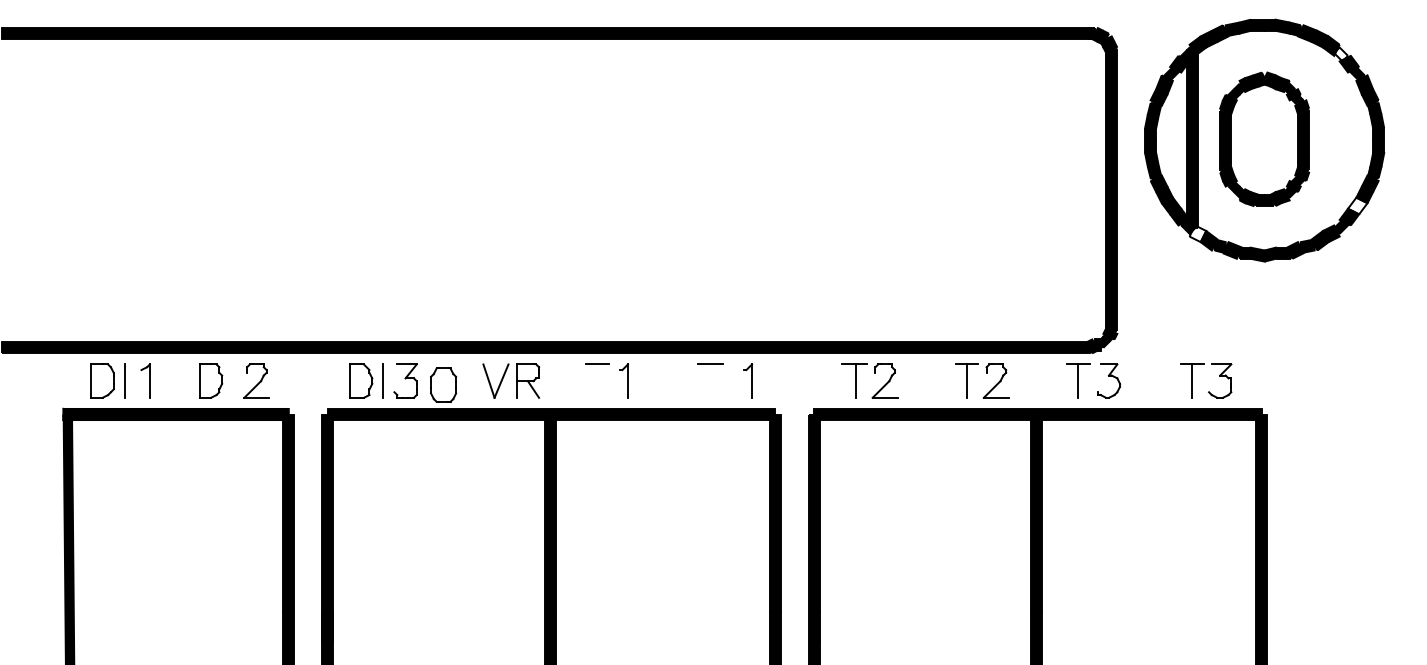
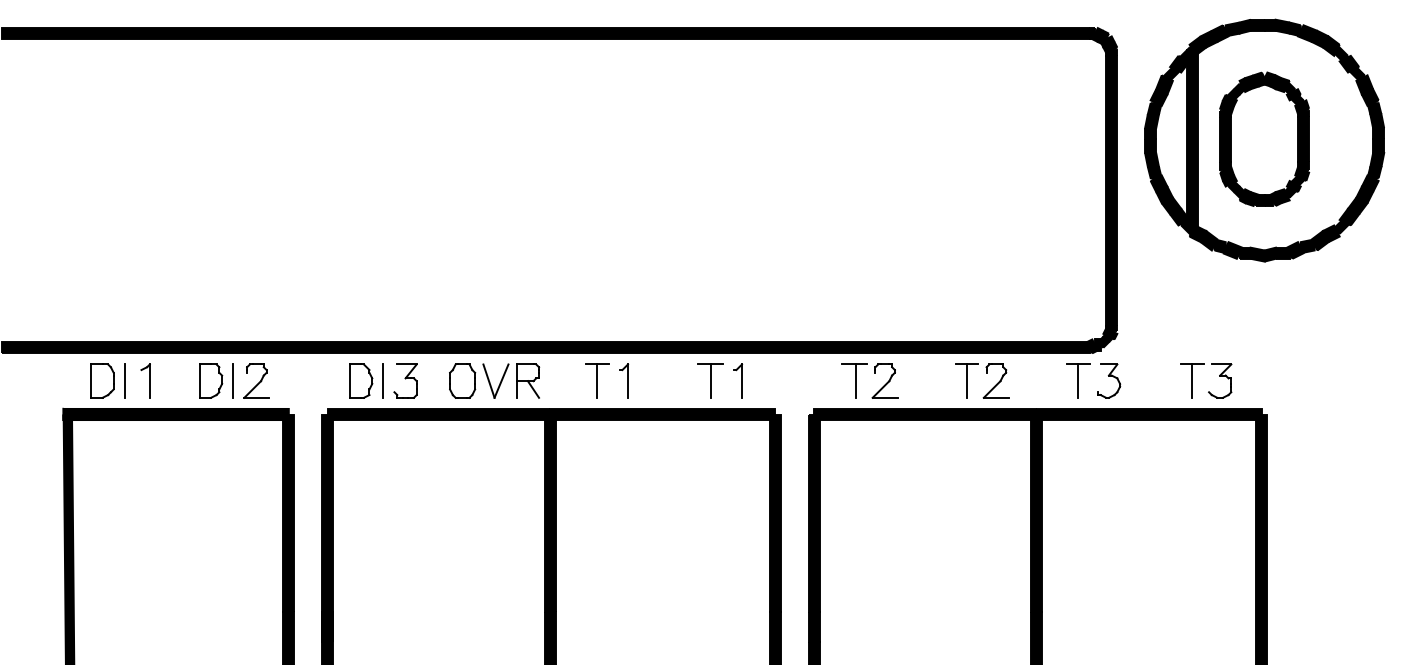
fill: none -> present (1341, 54)
fill: none -> present (1357, 205)
fill: none -> present (1197, 233)
line: none -> present (233, 380)
line: none -> present (597, 380)
line: none -> present (711, 380)
part position: (748, 380) -> (738, 380) (738, 380)
part position: (443, 384) -> (462, 380) (462, 380)
